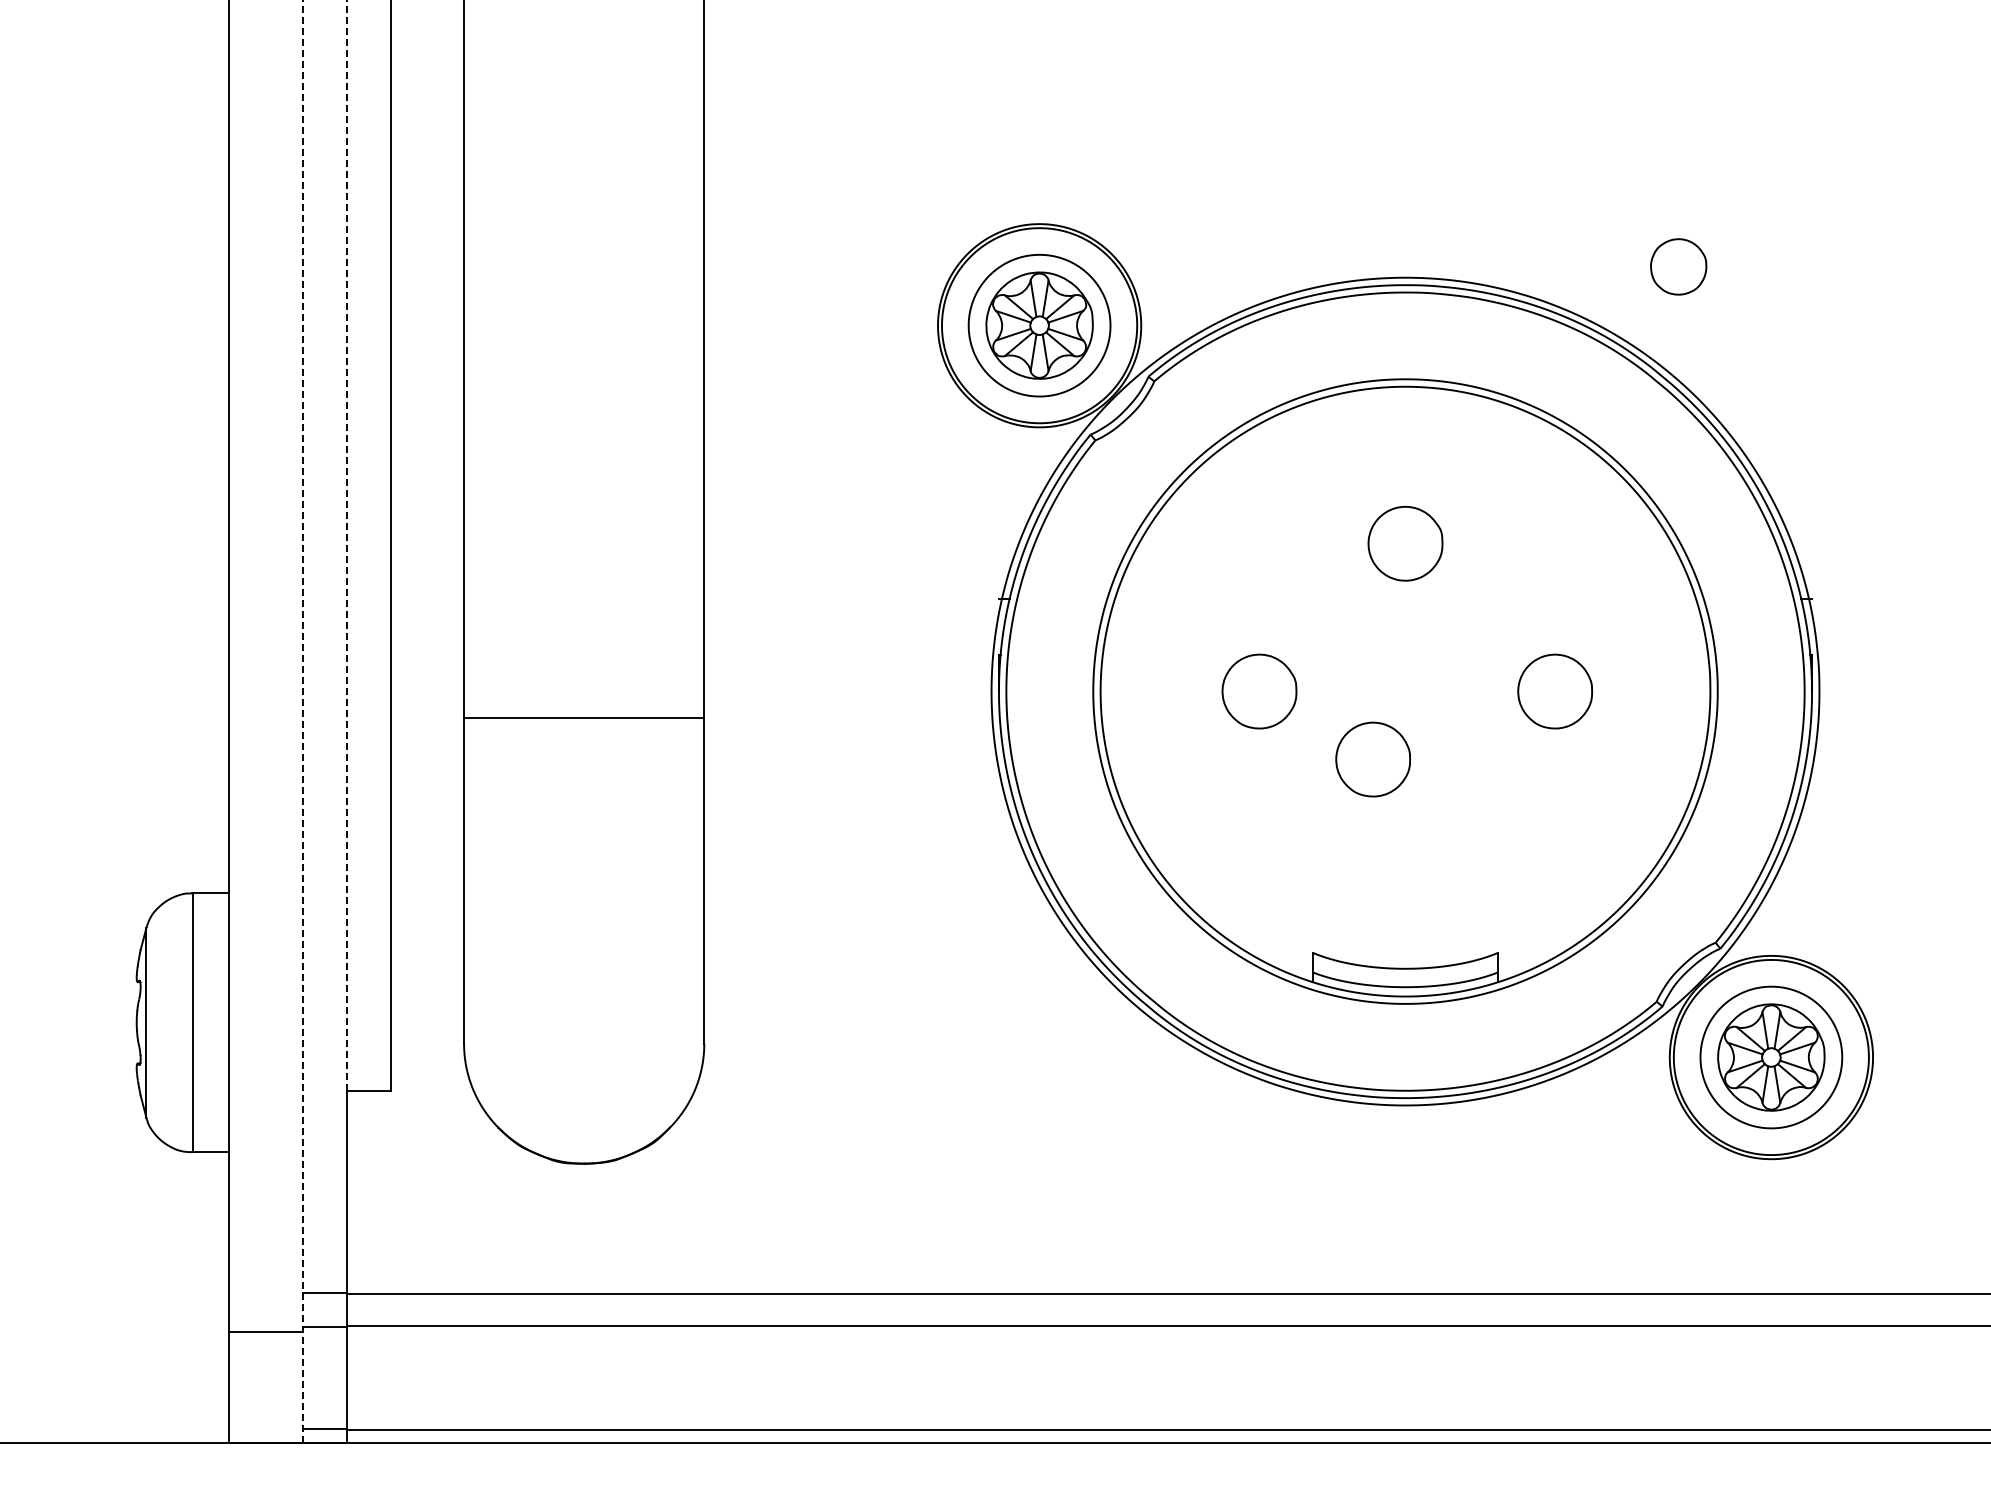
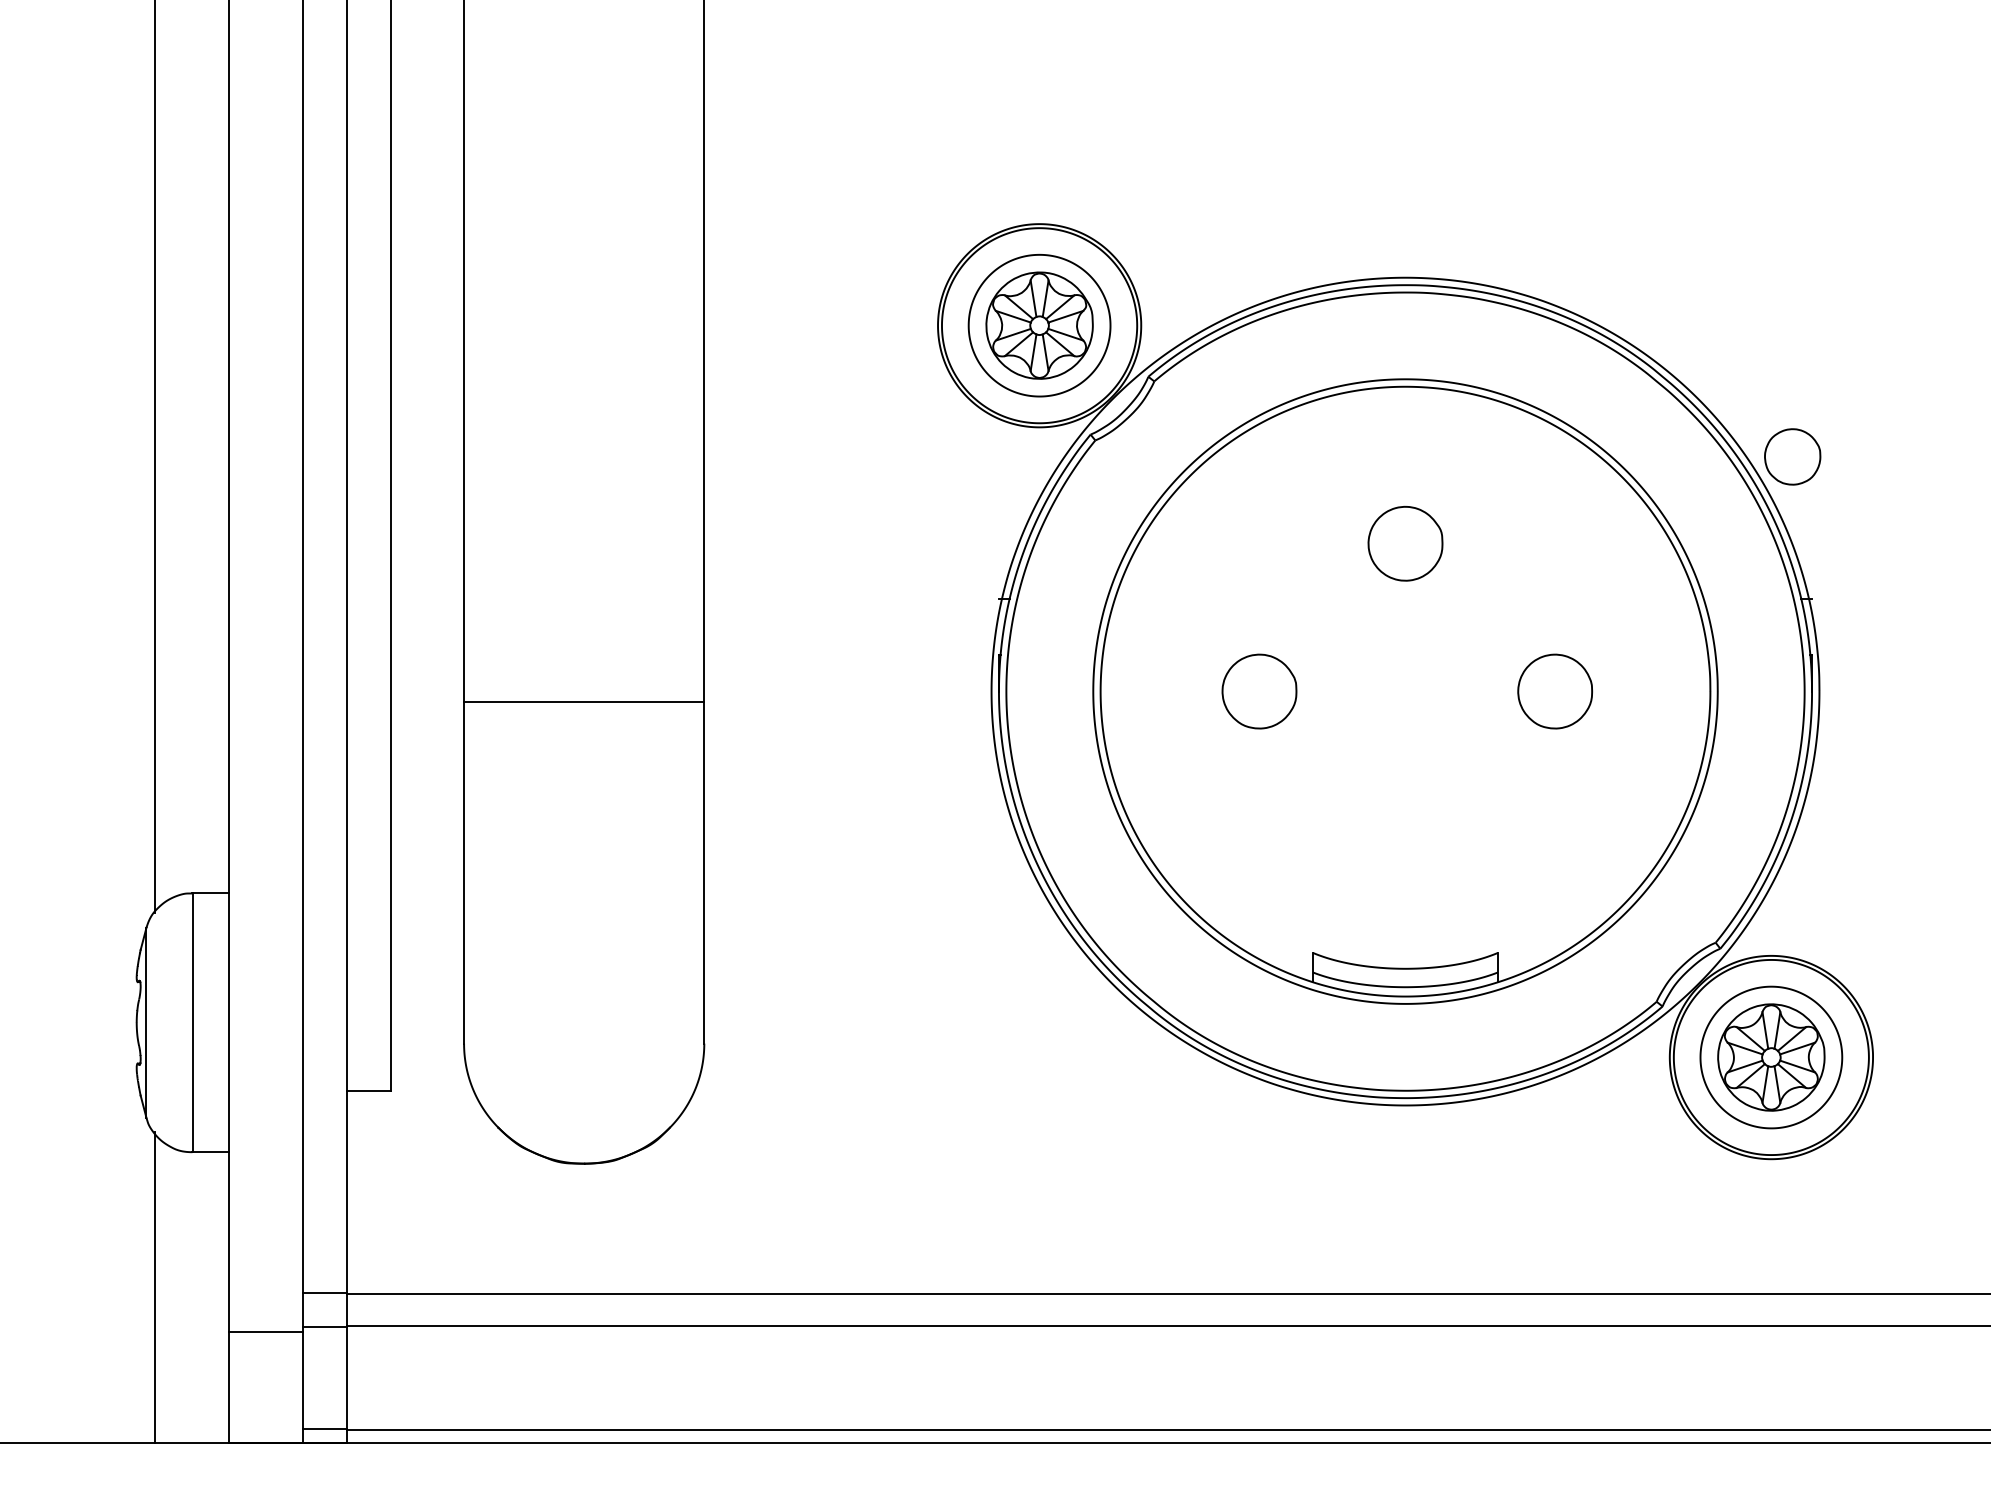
part position: (1678, 266) -> (1792, 456) (1792, 456)
line: none -> present (154, 457)
line: dashed -> solid (346, 545)
line position: (584, 717) -> (584, 701) (584, 701)
line: dashed -> solid (302, 721)
part: present -> none (1372, 759)
line: none -> present (154, 1287)
